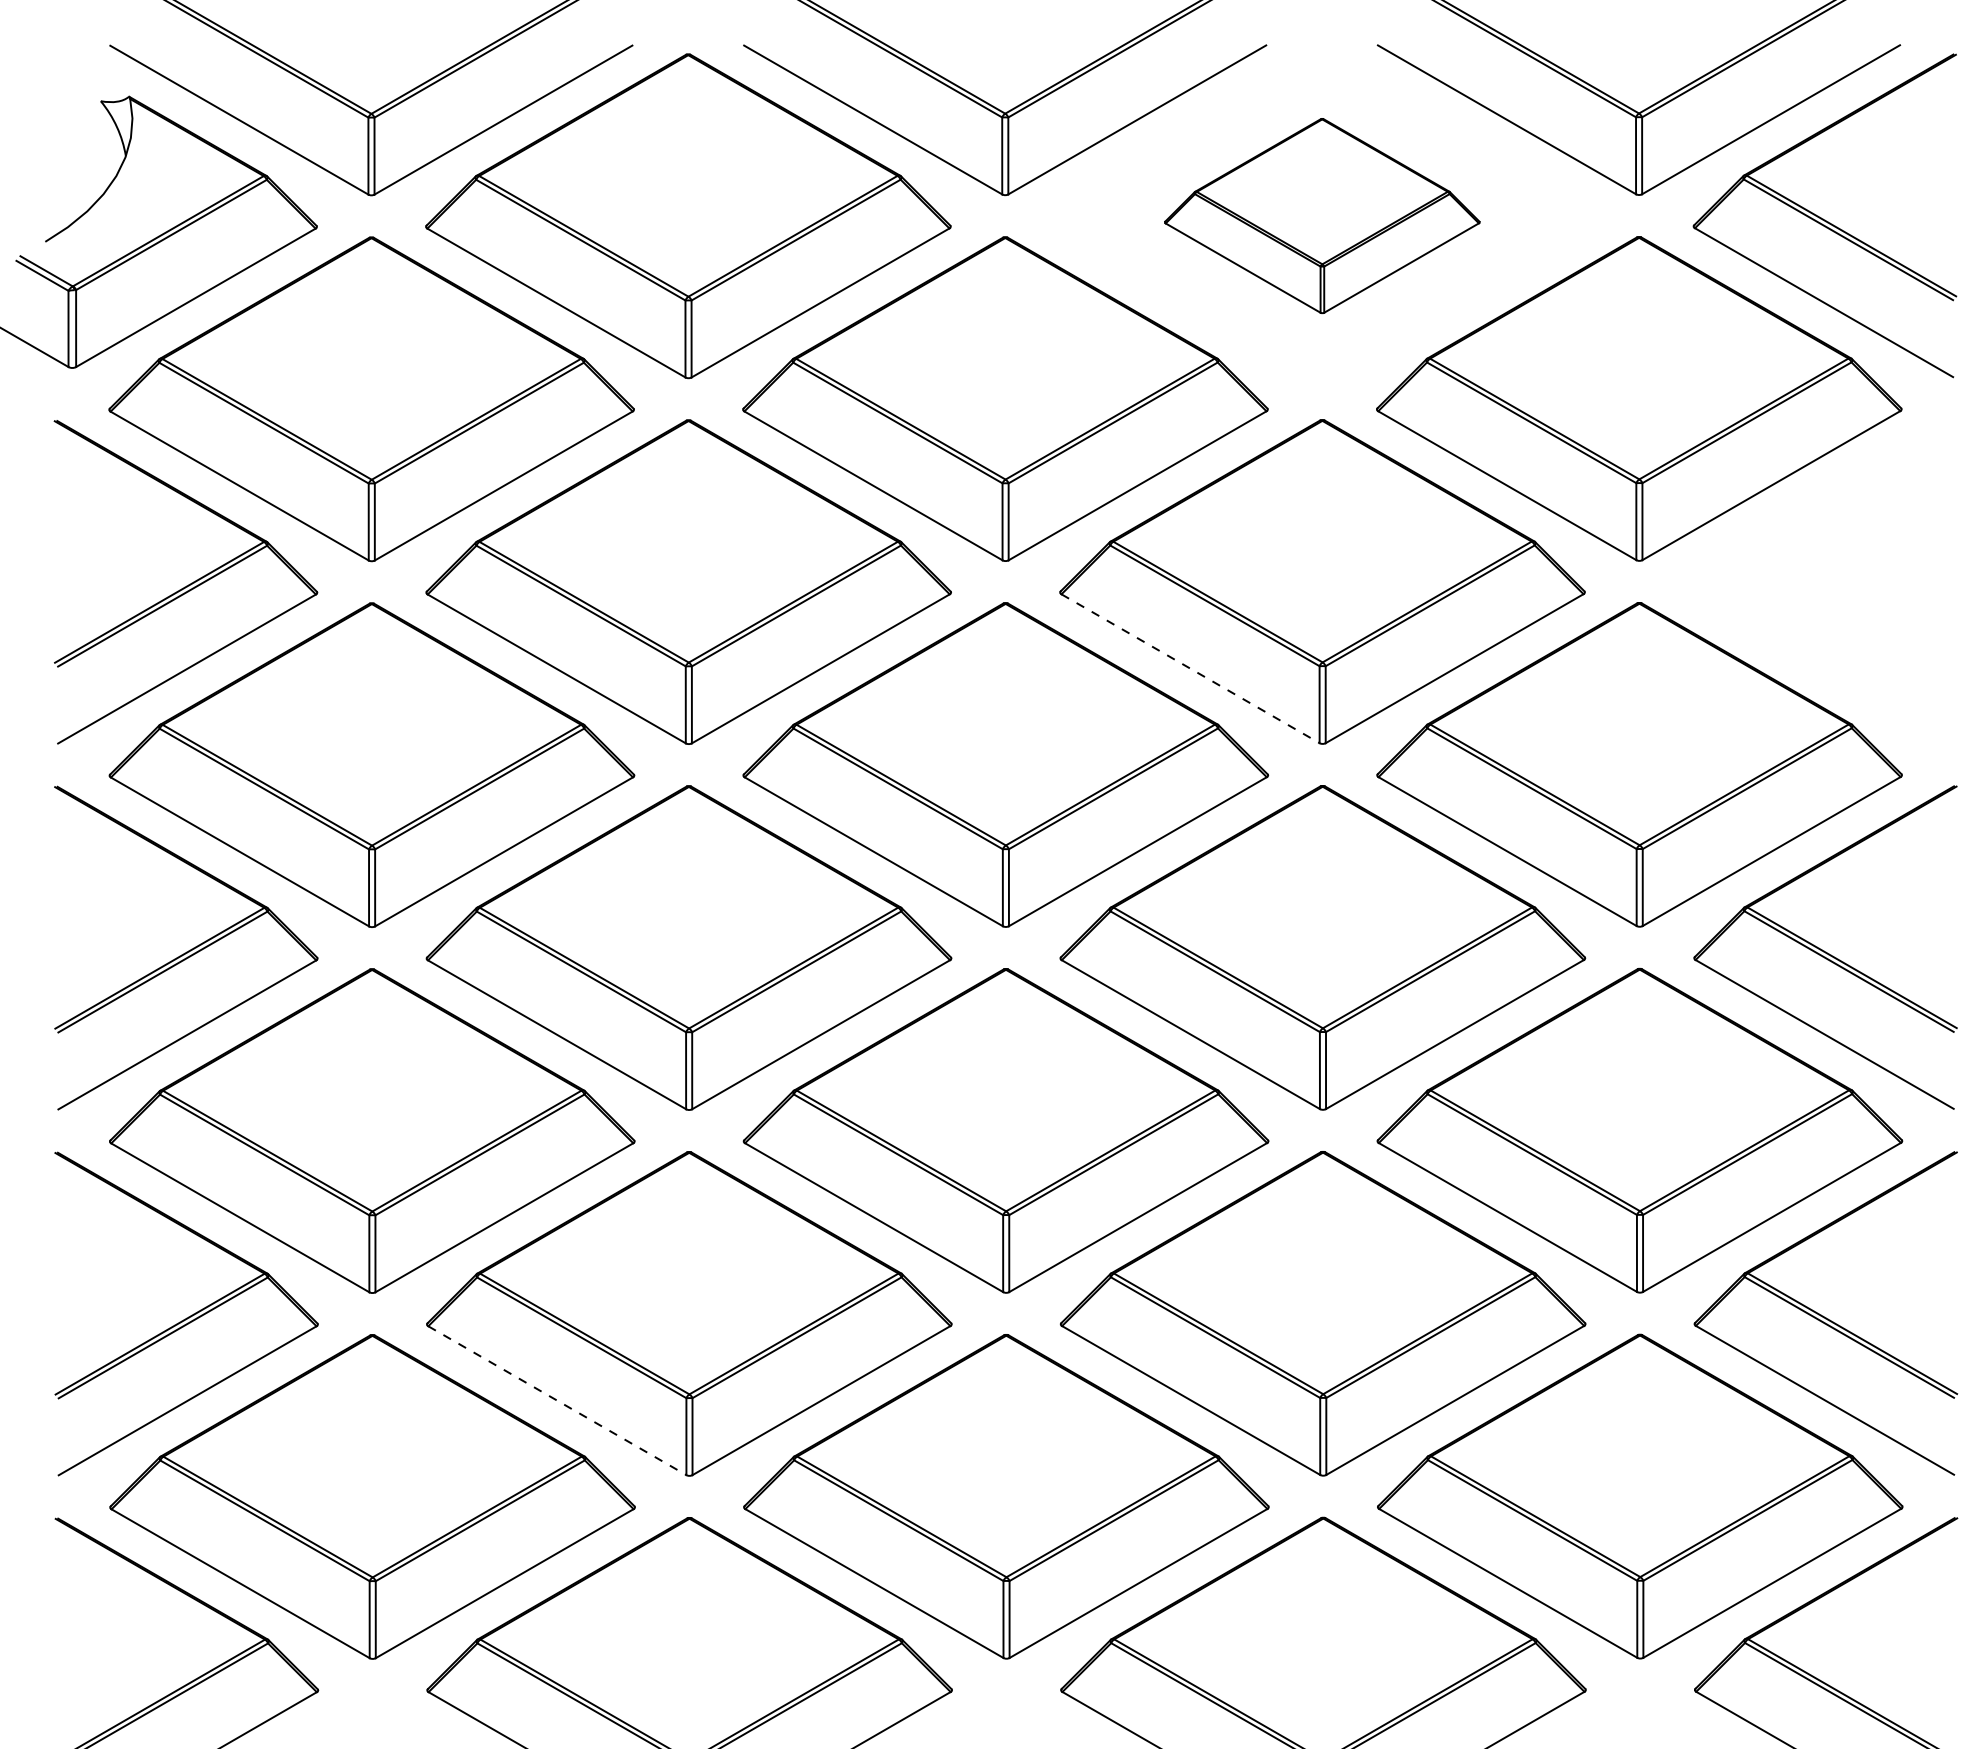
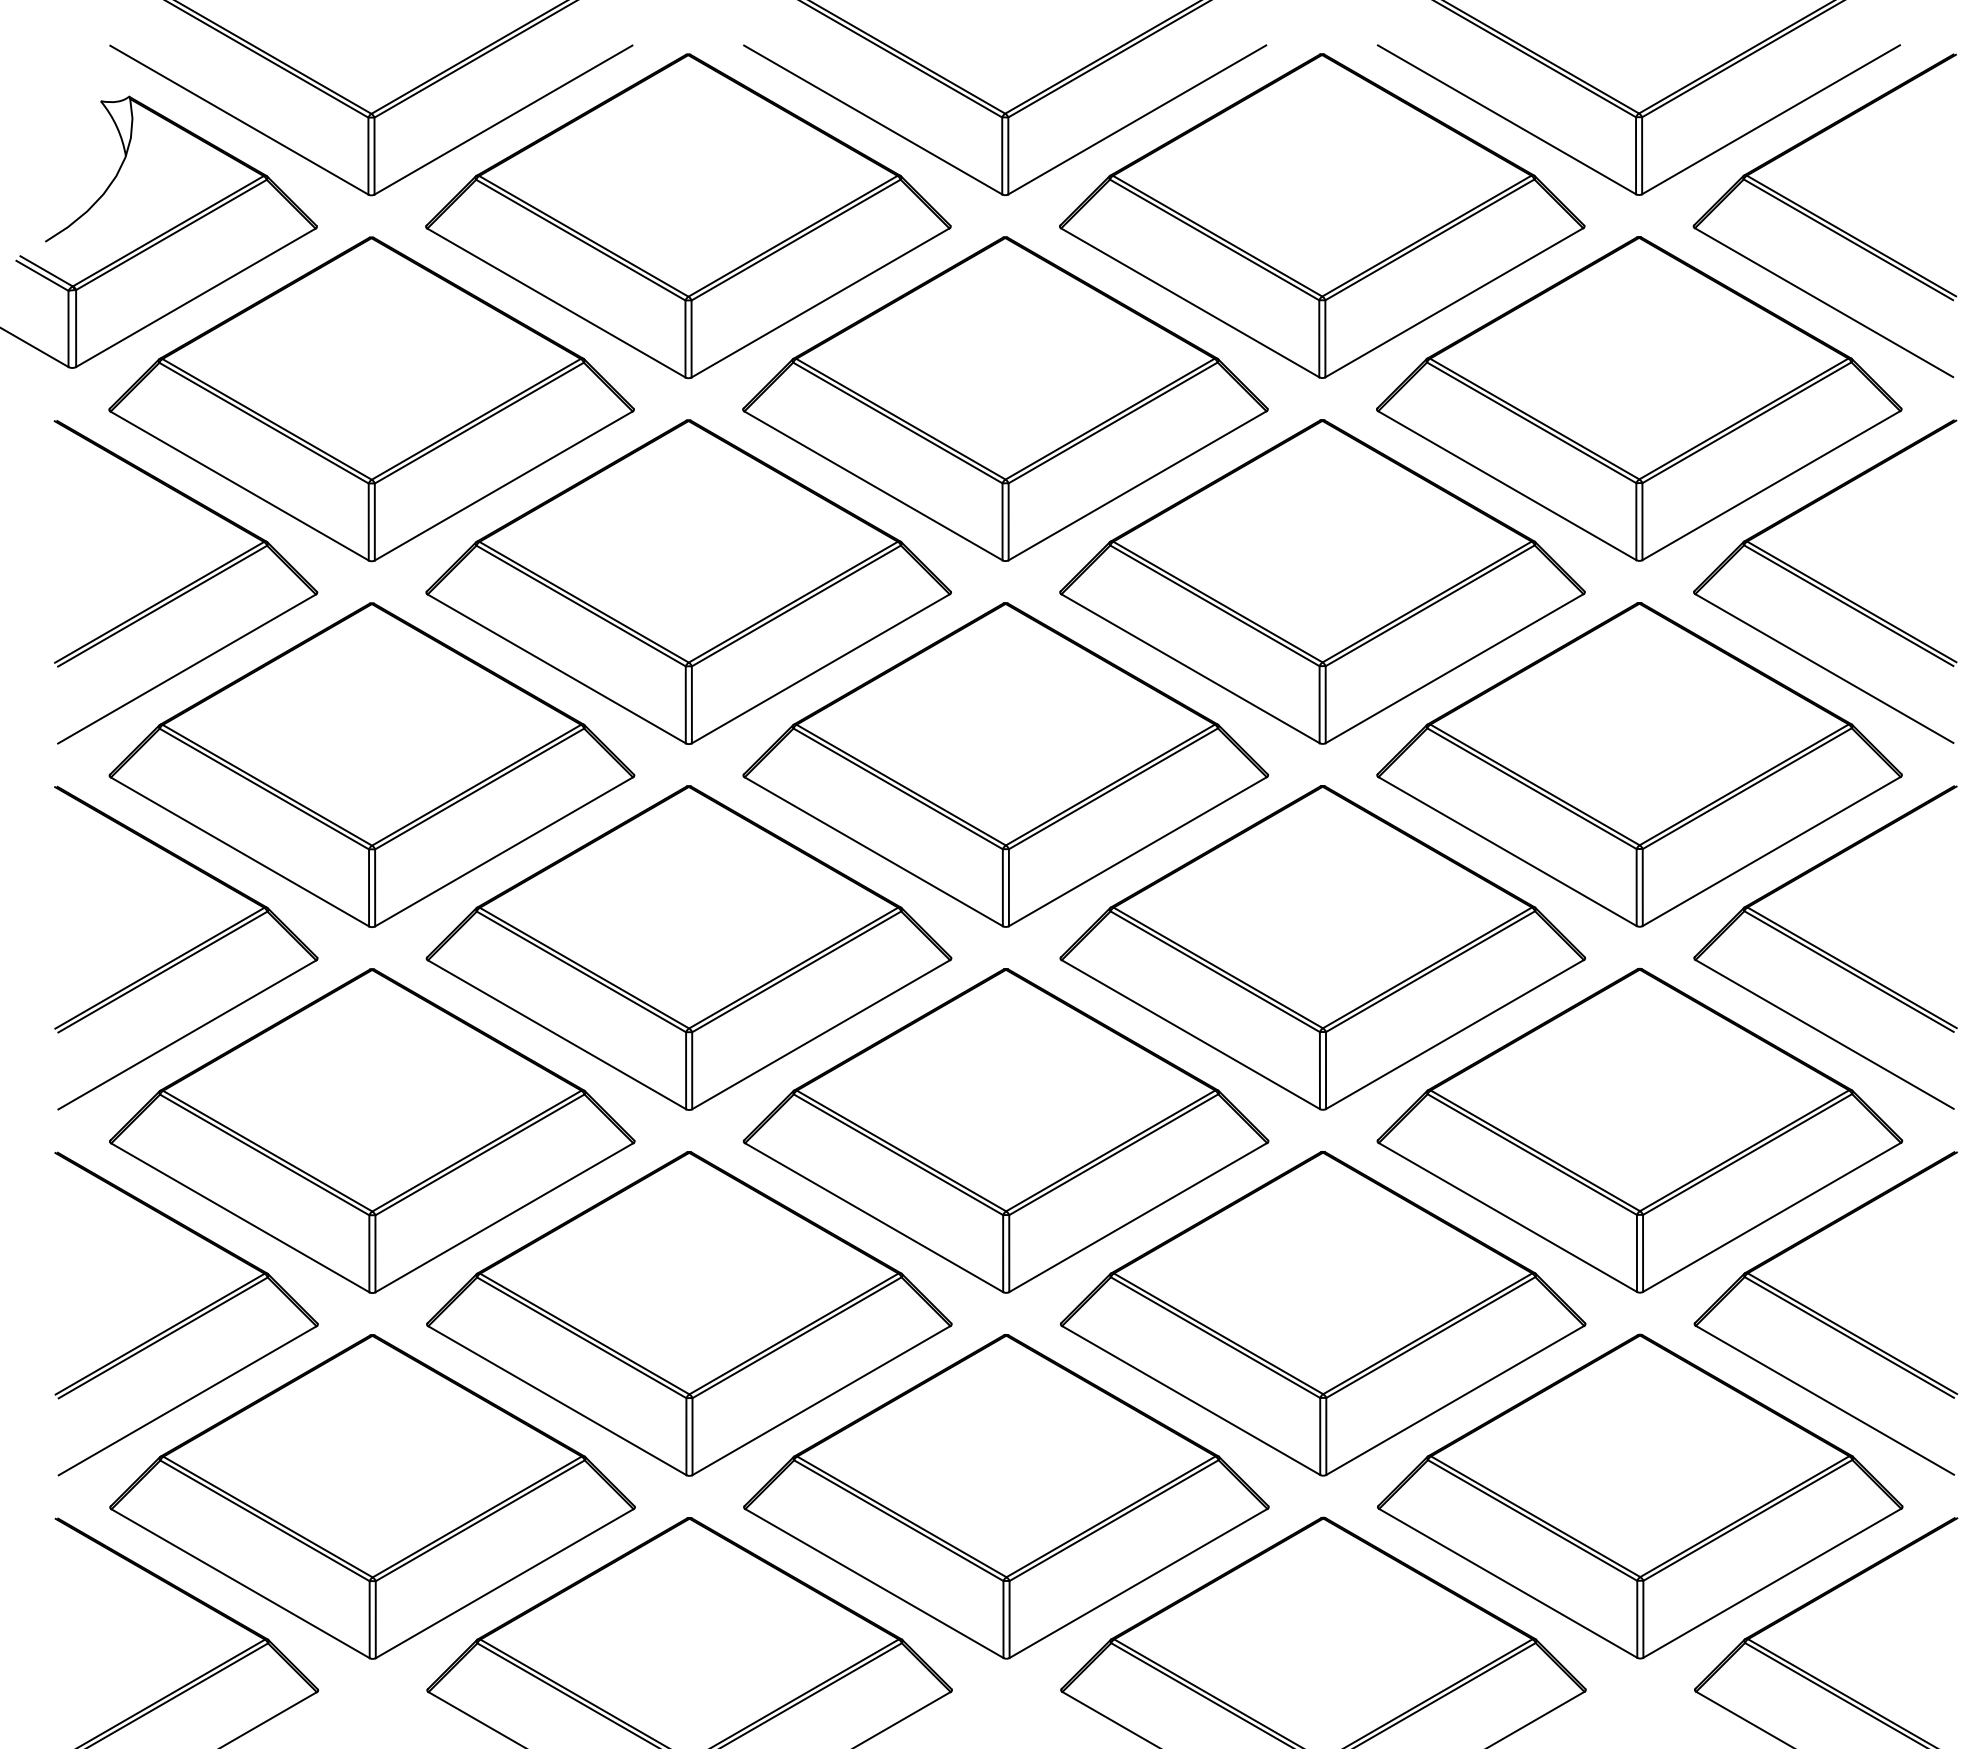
part size: 317x196 px -> 527x326 px (1322, 215)
part: none -> present (1825, 581)
line: dashed -> solid (1190, 668)
line: dashed -> solid (557, 1400)
